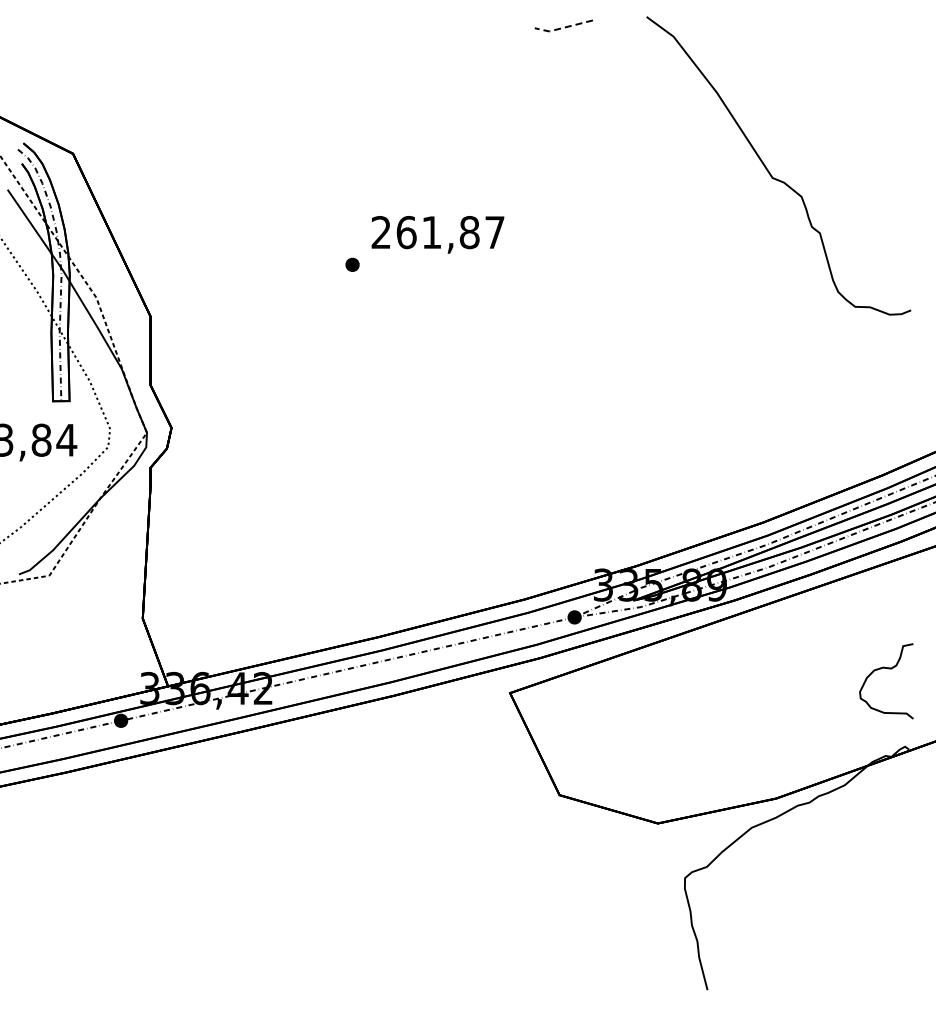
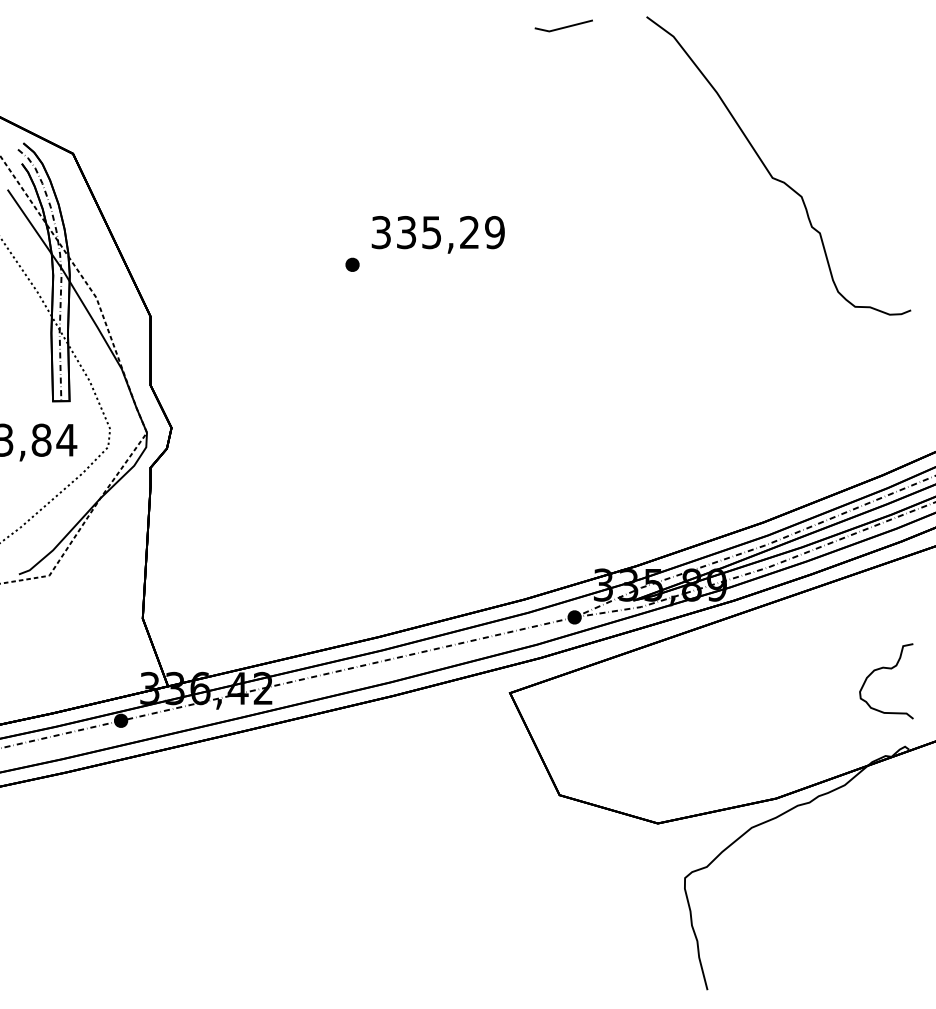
line: dashed -> solid (562, 28)
text: 261,87 -> 335,29 (437, 232)
